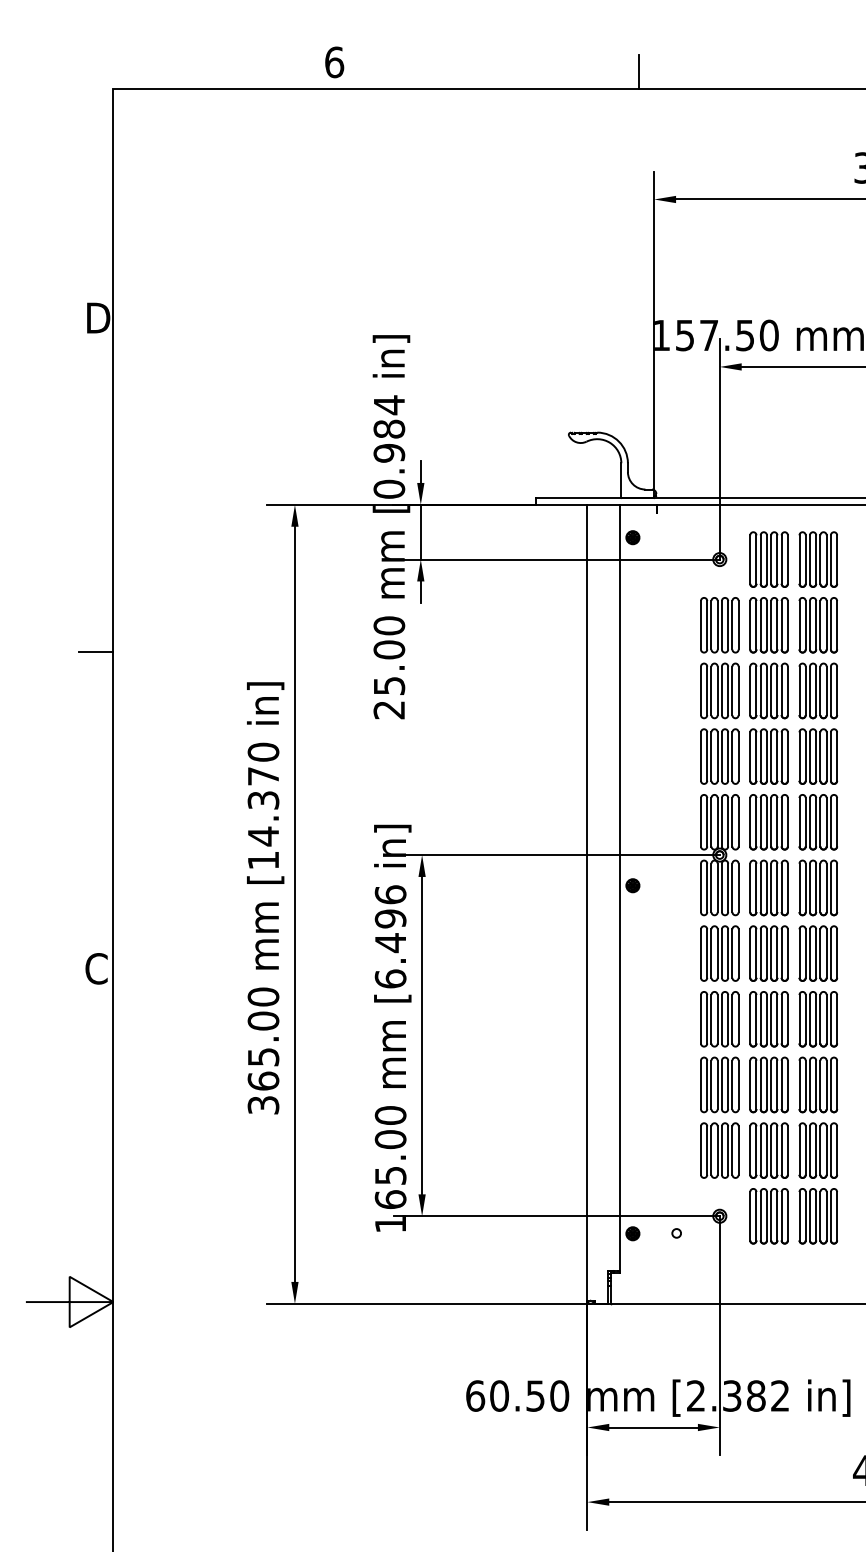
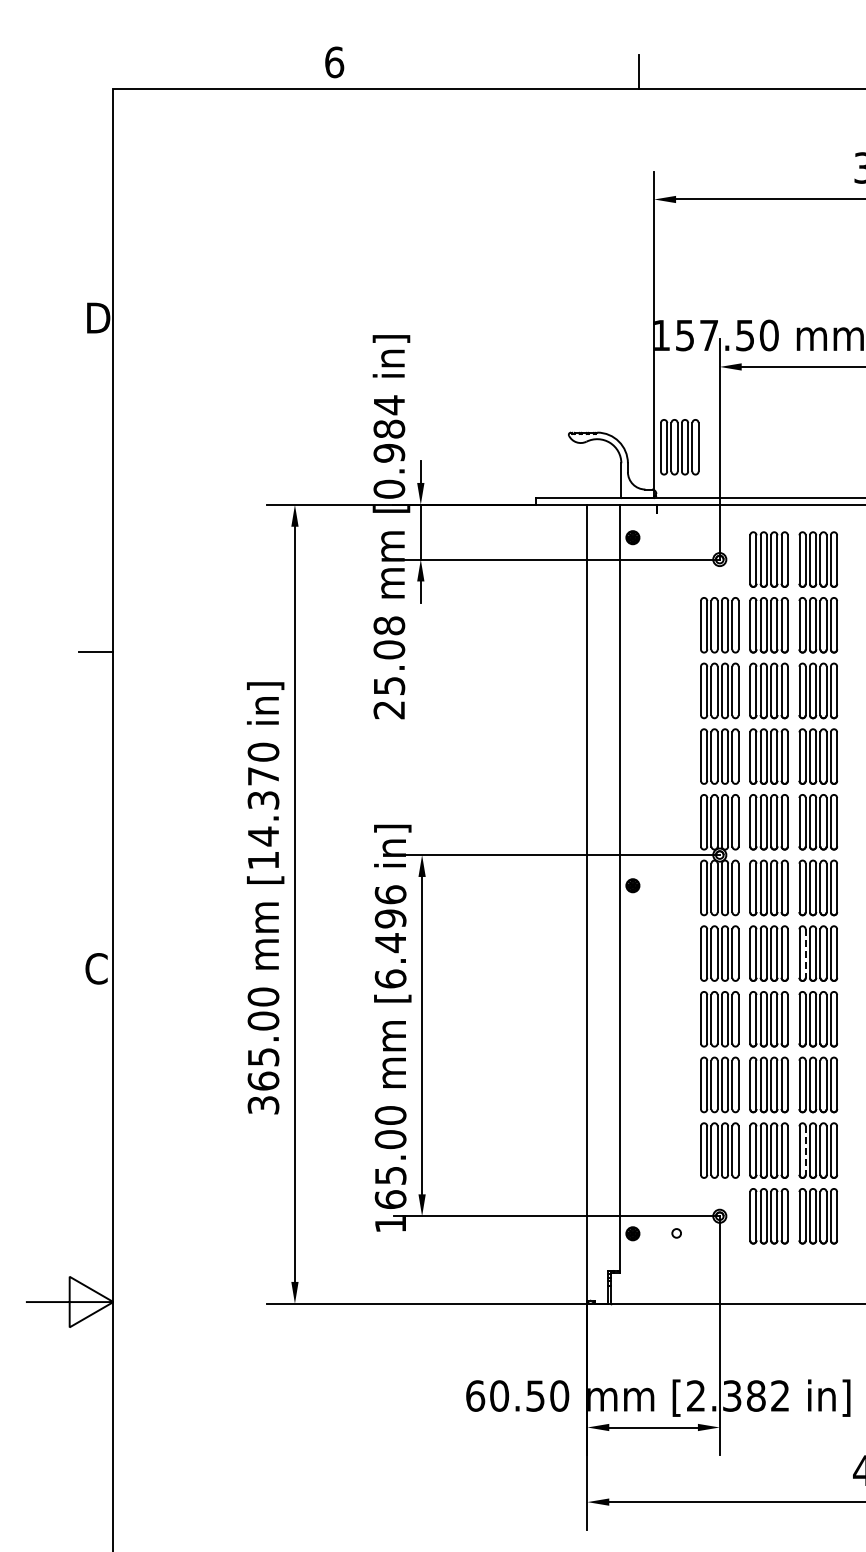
part: none -> present (679, 447)
text: 25.00 -> 25.08 (388, 625)
line: solid -> dashed (805, 954)
line: solid -> dashed (805, 1151)
